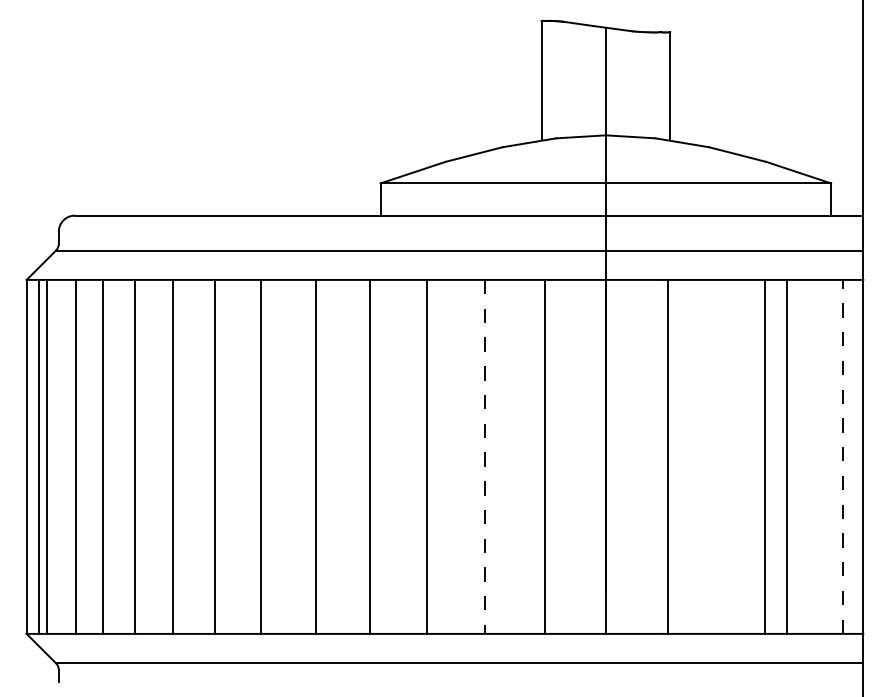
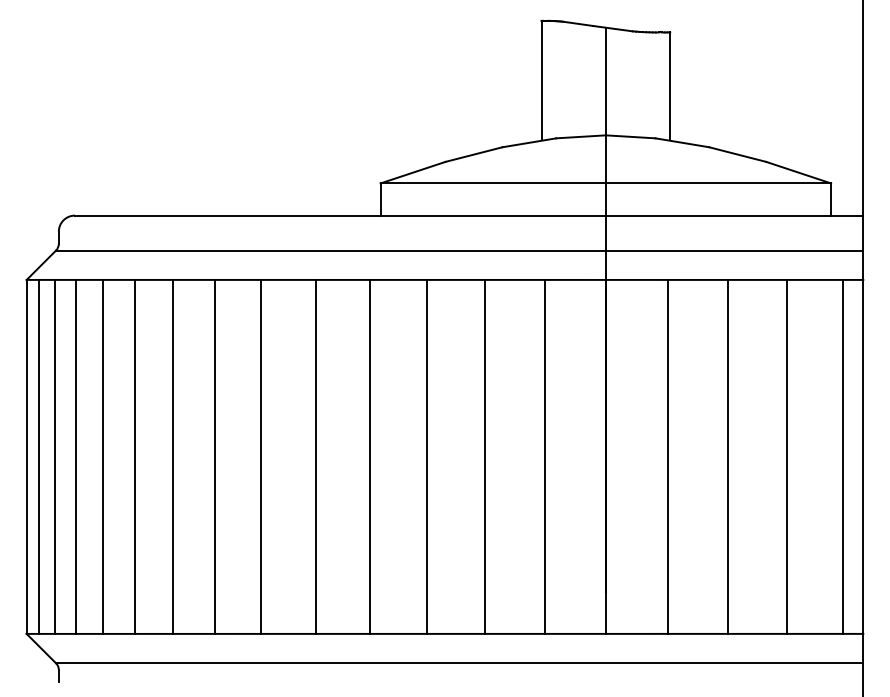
line position: (46, 456) -> (54, 456) (54, 456)
line: dashed -> solid (485, 456)
line position: (765, 456) -> (728, 456) (728, 456)
line: dashed -> solid (843, 456)
